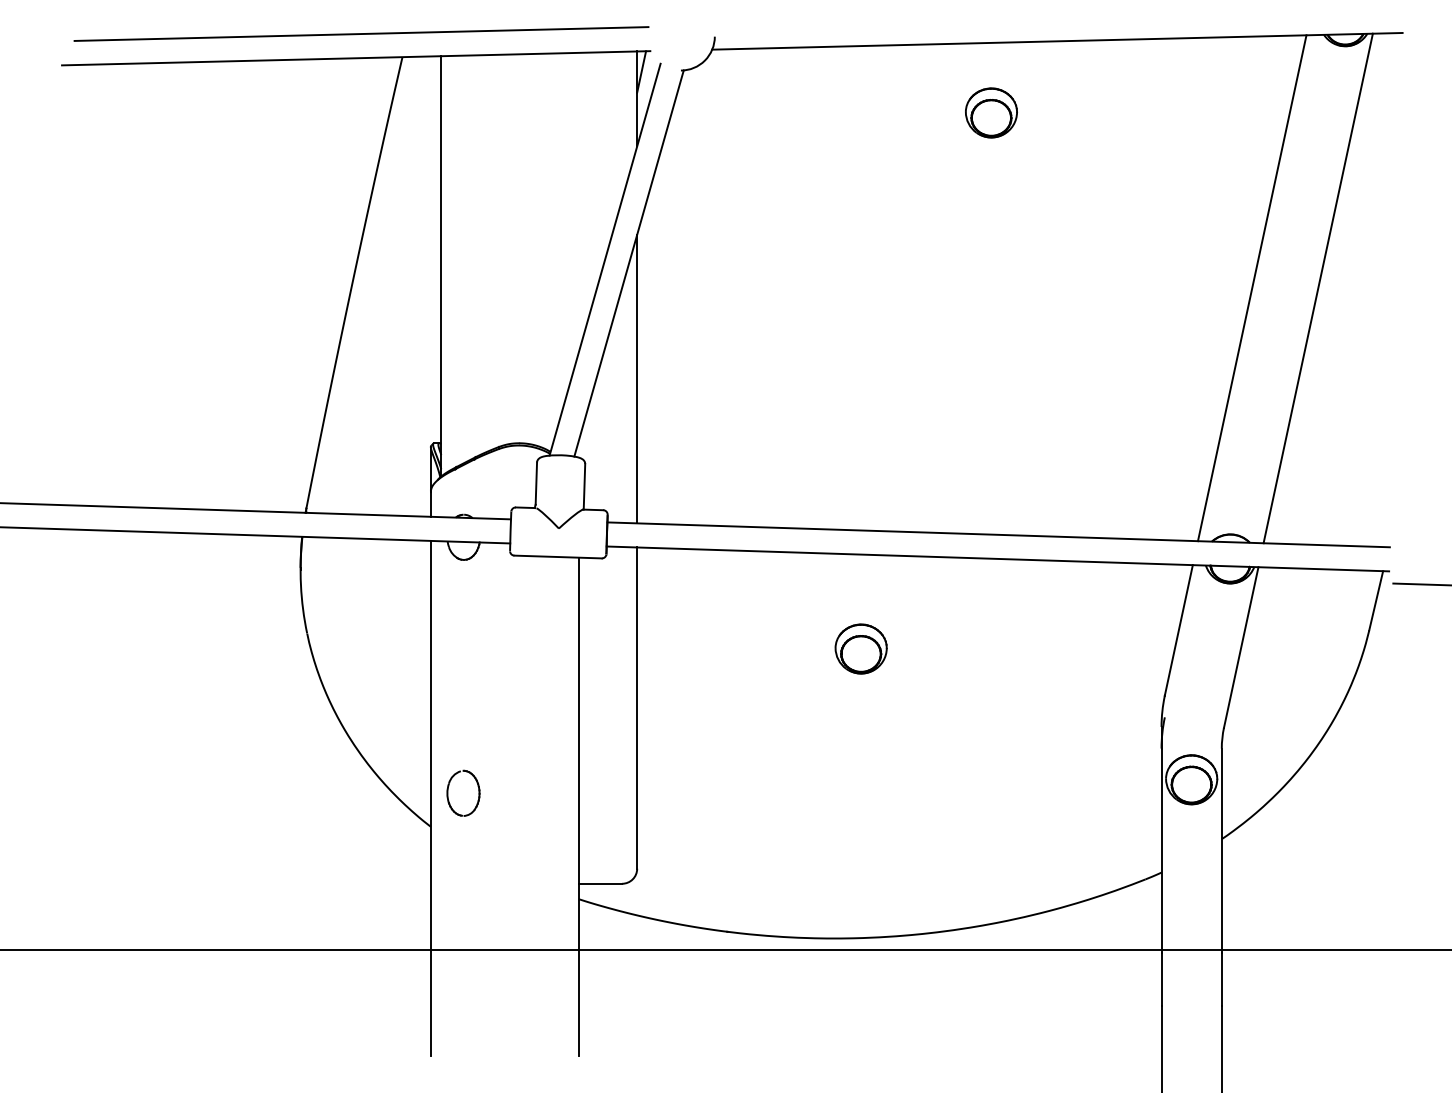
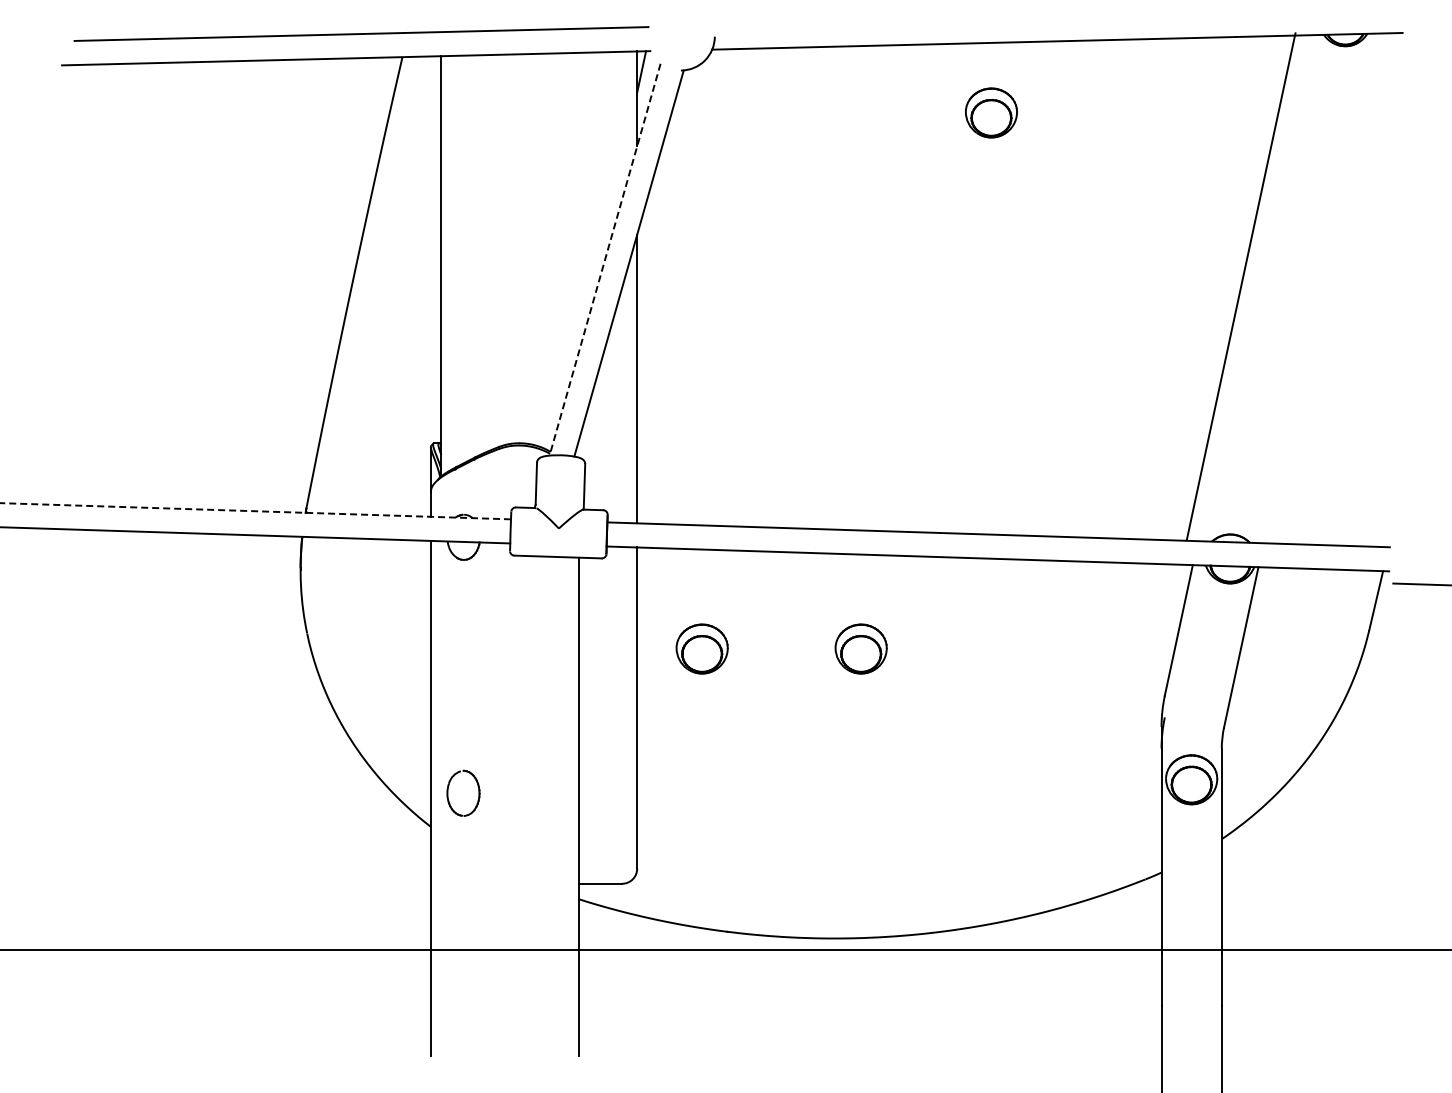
line: solid -> dashed (605, 259)
line position: (1251, 288) -> (1240, 286) (1240, 286)
line: present -> none (1317, 288)
line: solid -> dashed (255, 511)
part: none -> present (701, 648)
